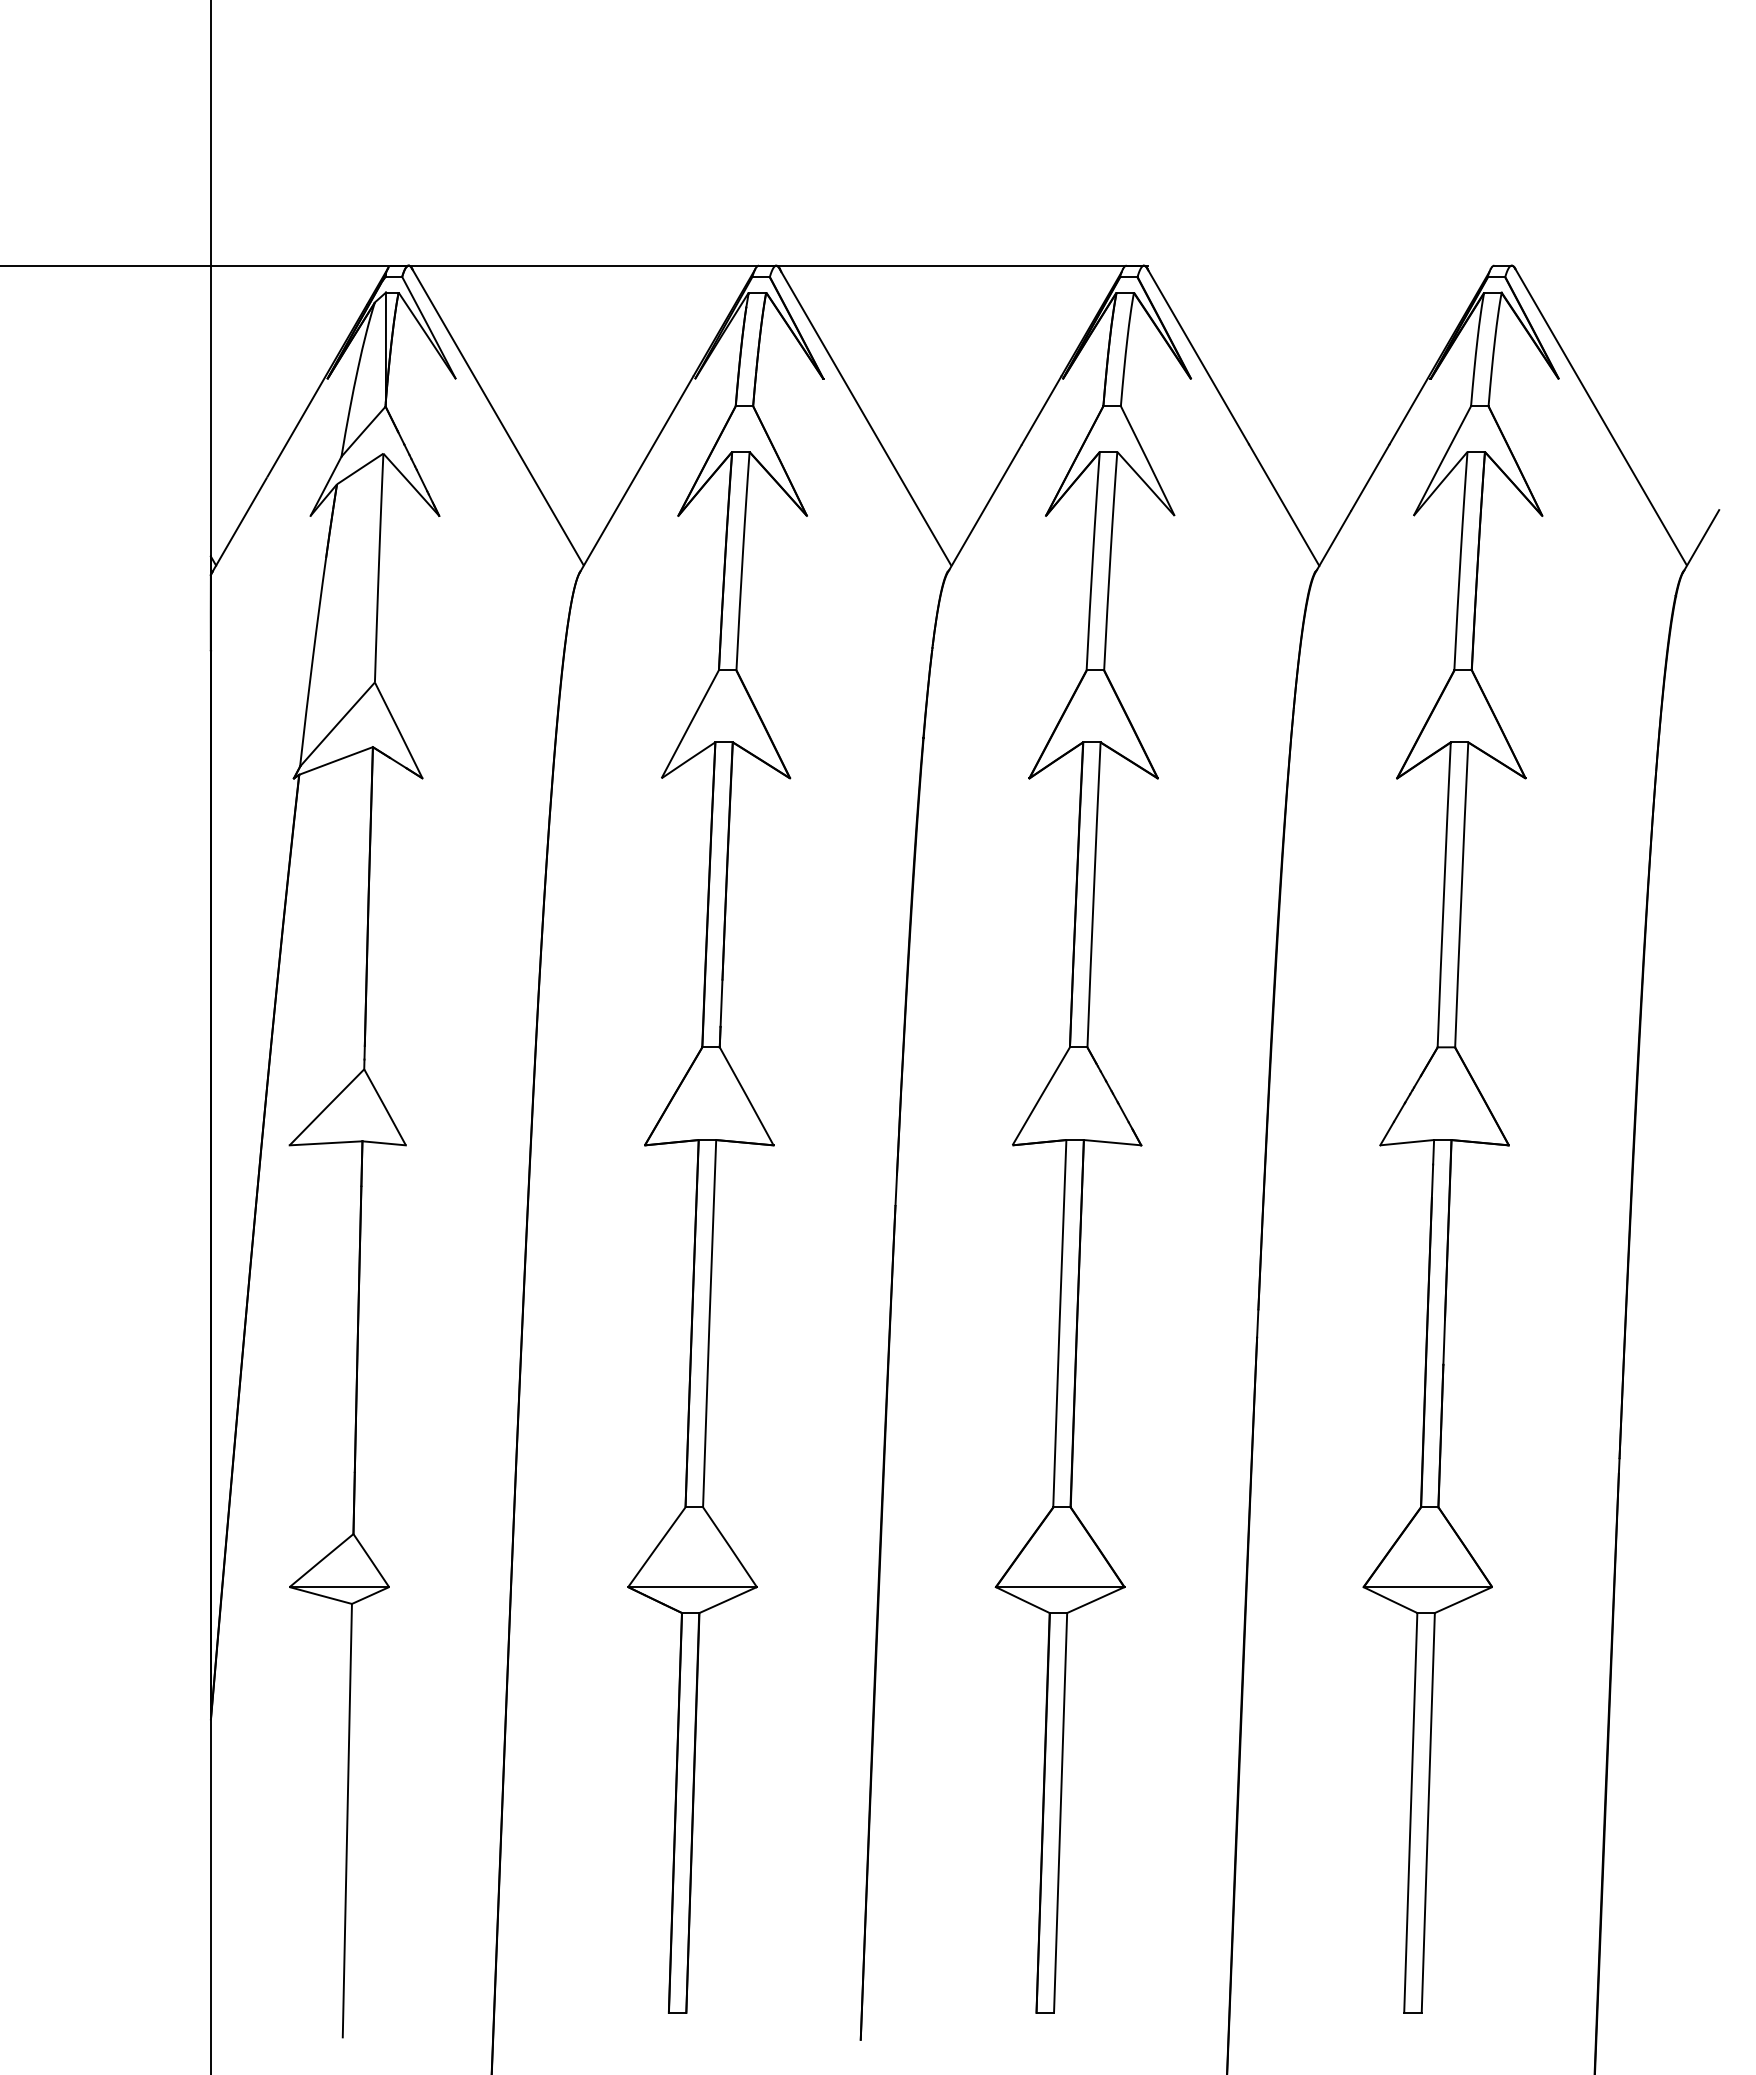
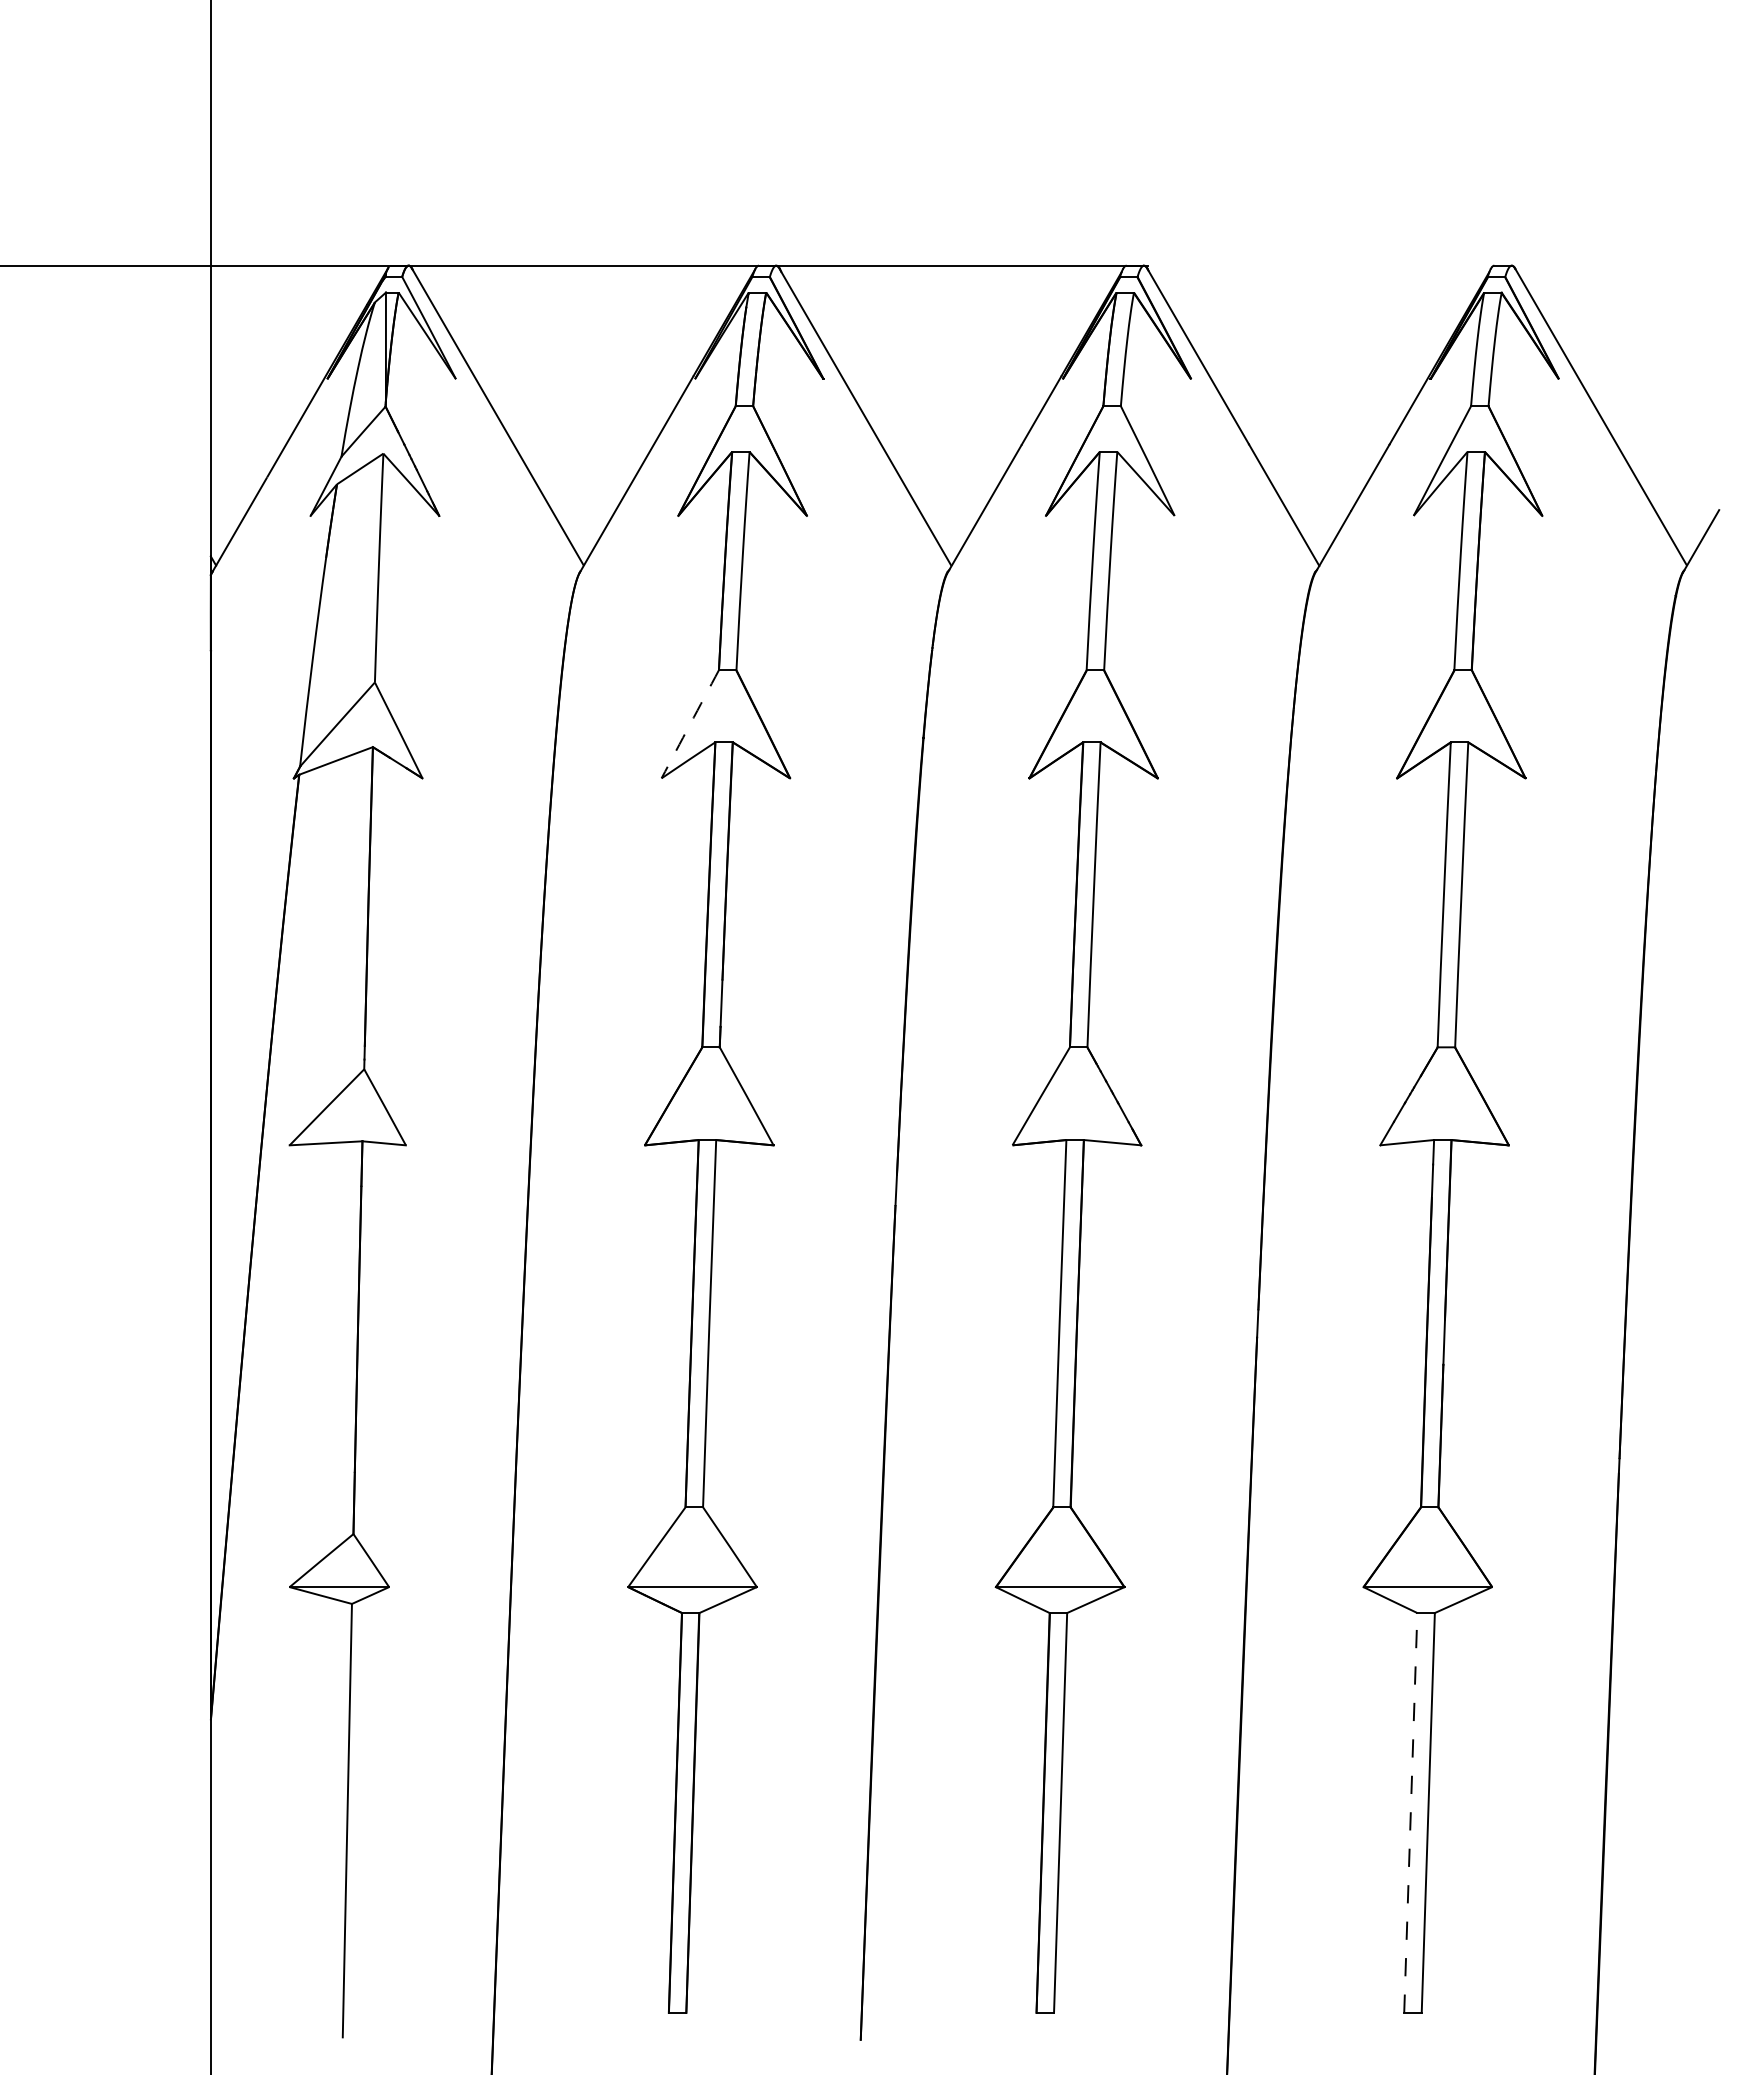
arc: solid -> dashed (690, 724)
line: solid -> dashed (1410, 1812)
